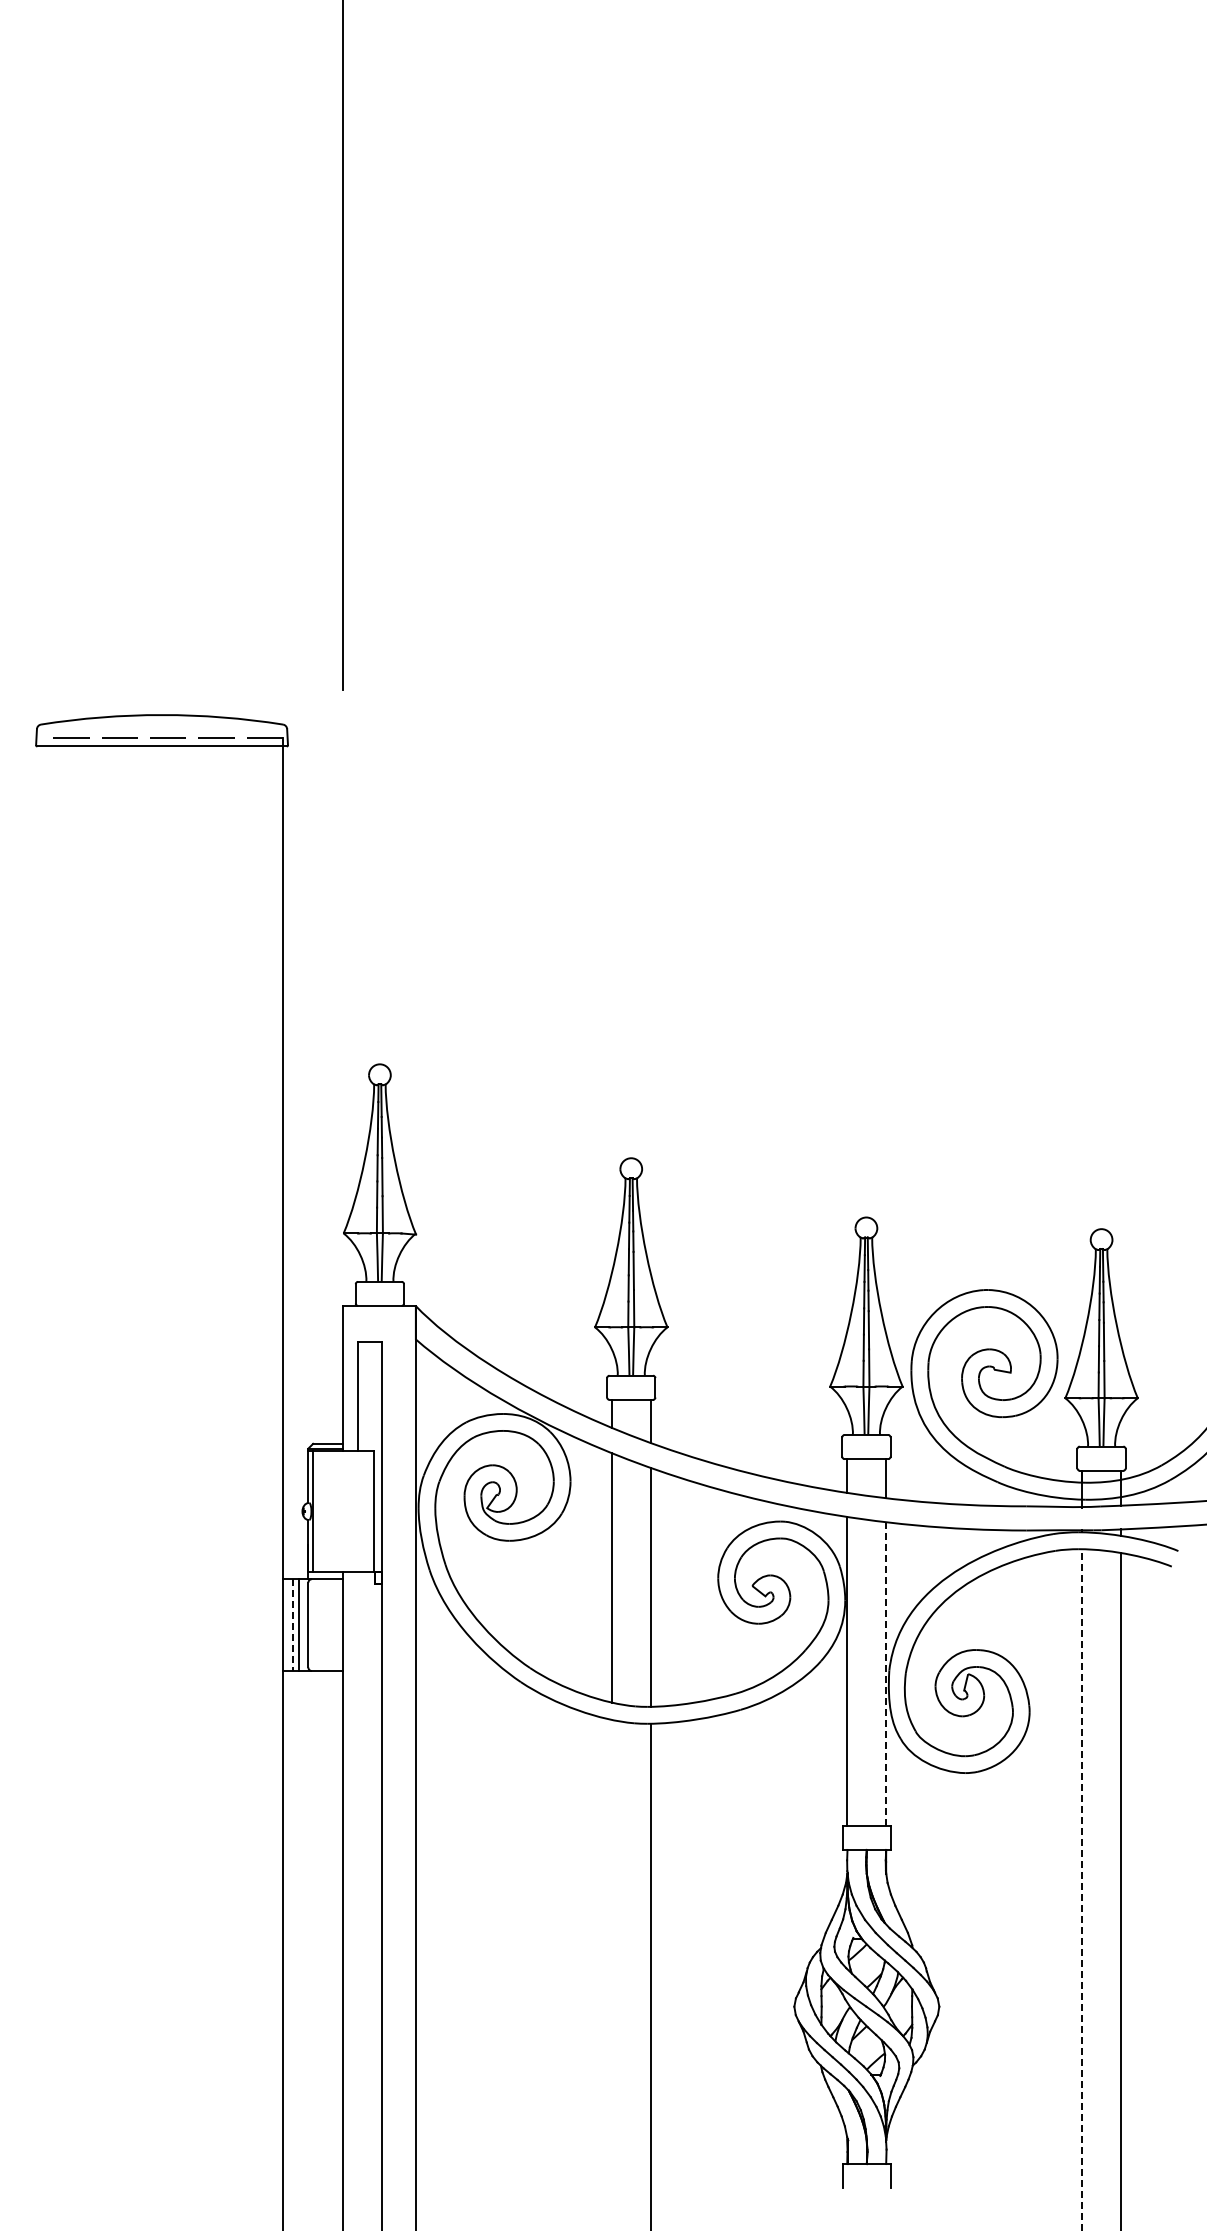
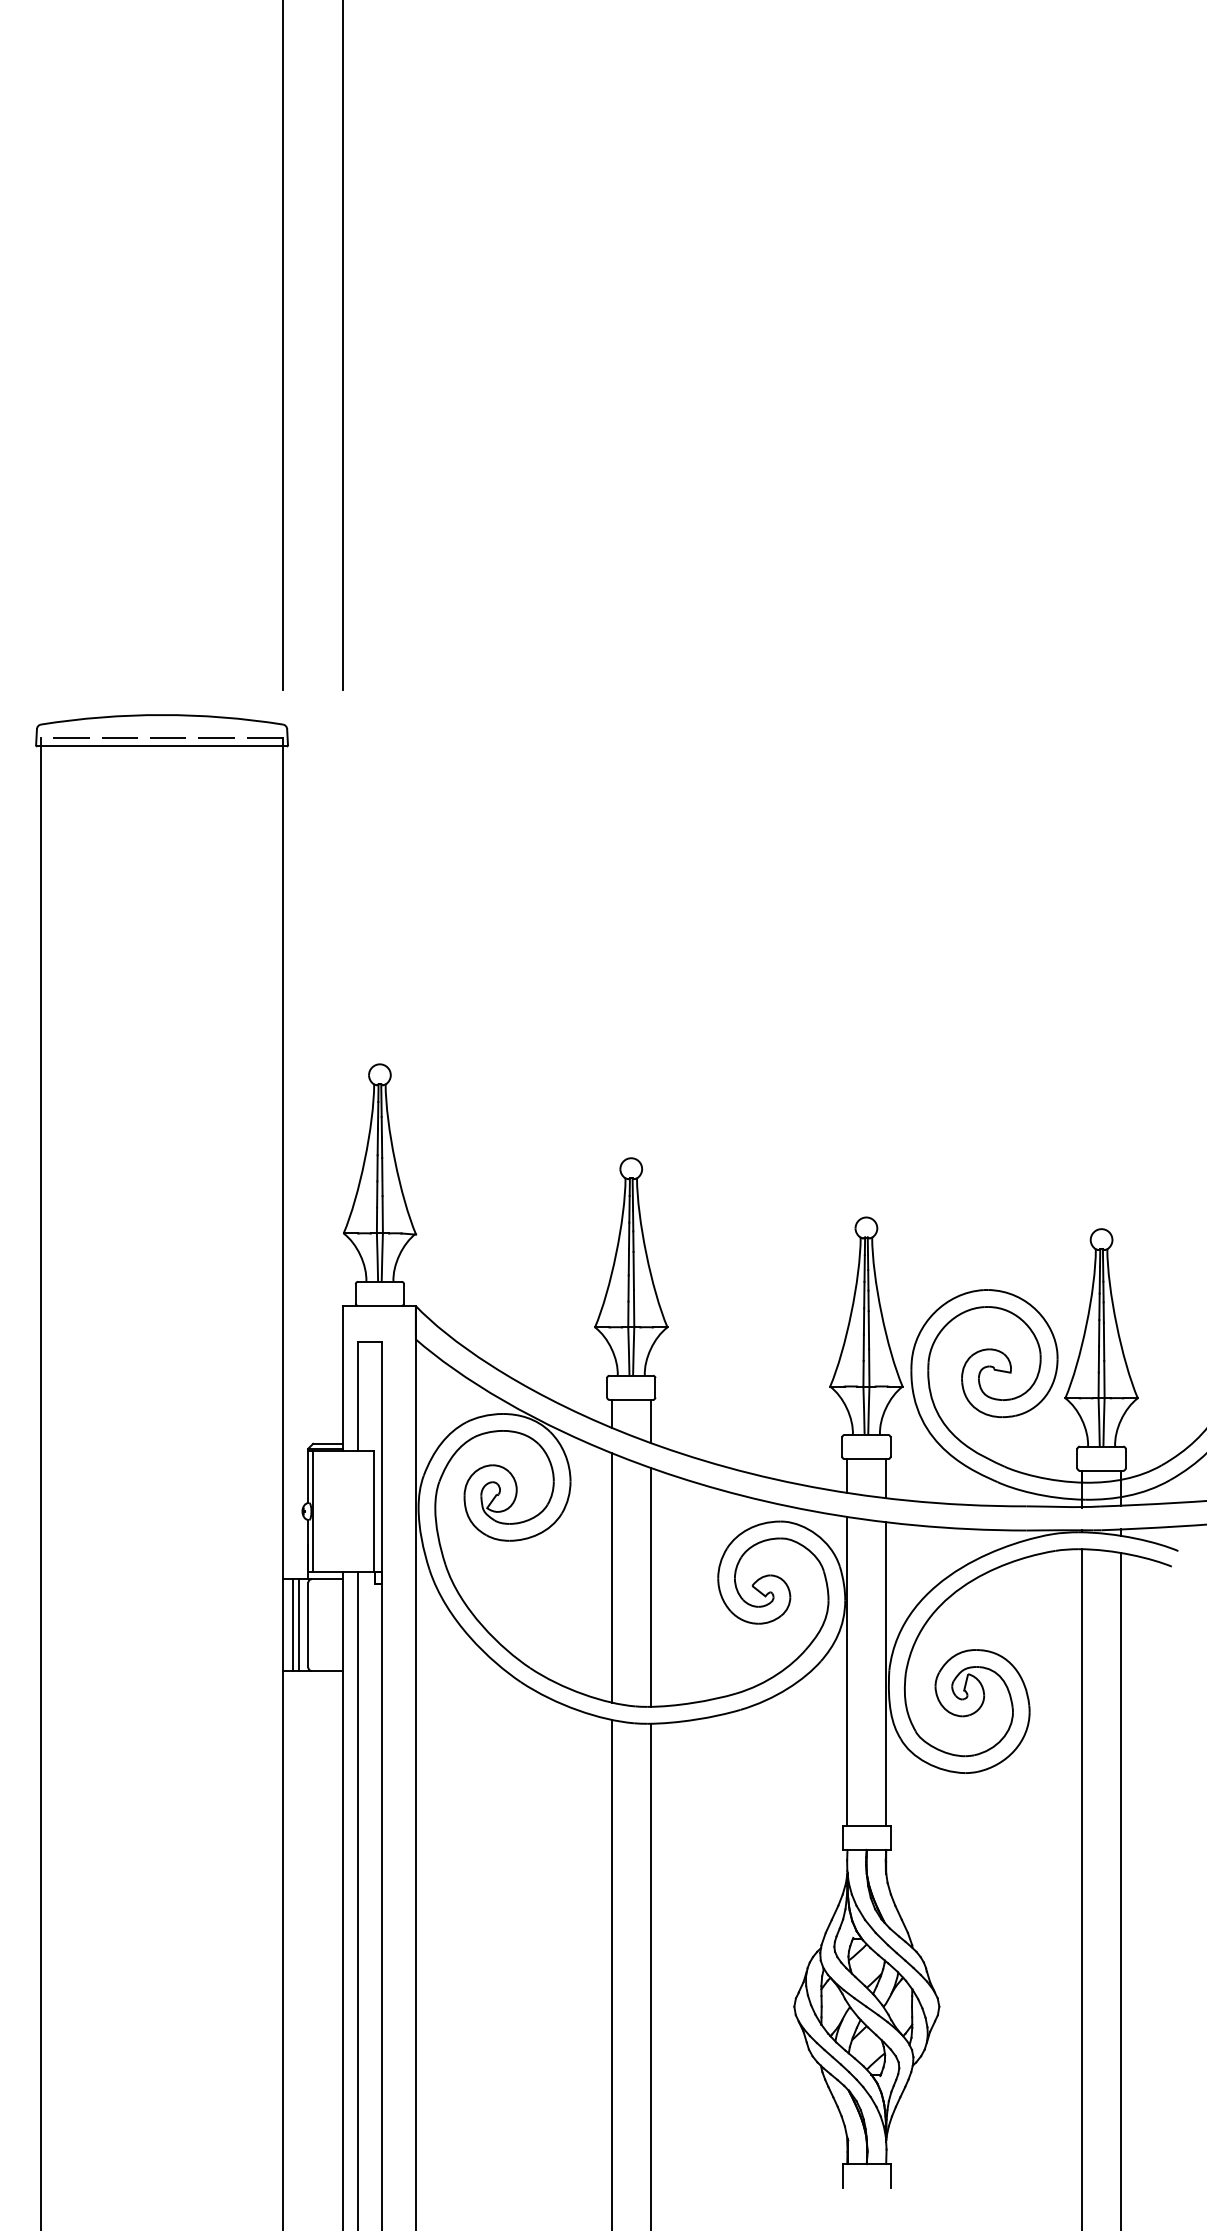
line: none -> present (282, 345)
line: none -> present (41, 1482)
line: dashed -> solid (292, 1625)
line: dashed -> solid (885, 1673)
line: dashed -> solid (1082, 1889)
line: none -> present (357, 1899)
line: none -> present (611, 1973)
